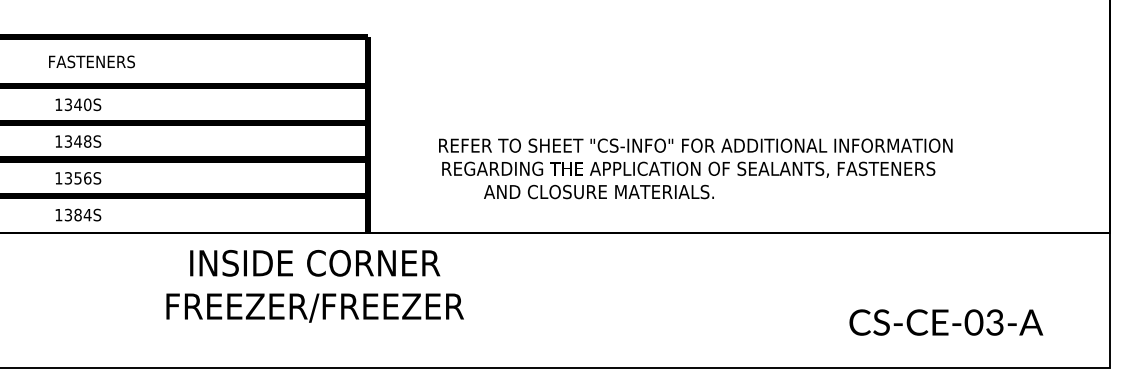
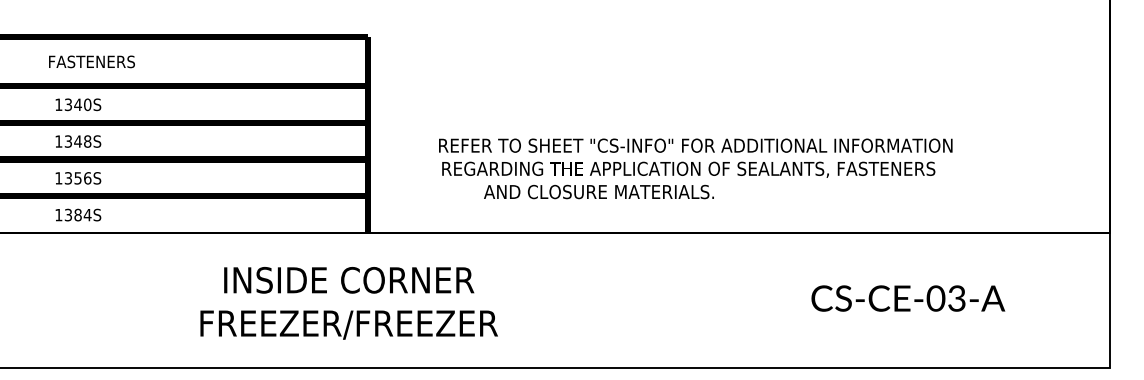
text position: (314, 286) -> (348, 303) (348, 303)
text position: (946, 322) -> (908, 298) (908, 298)
